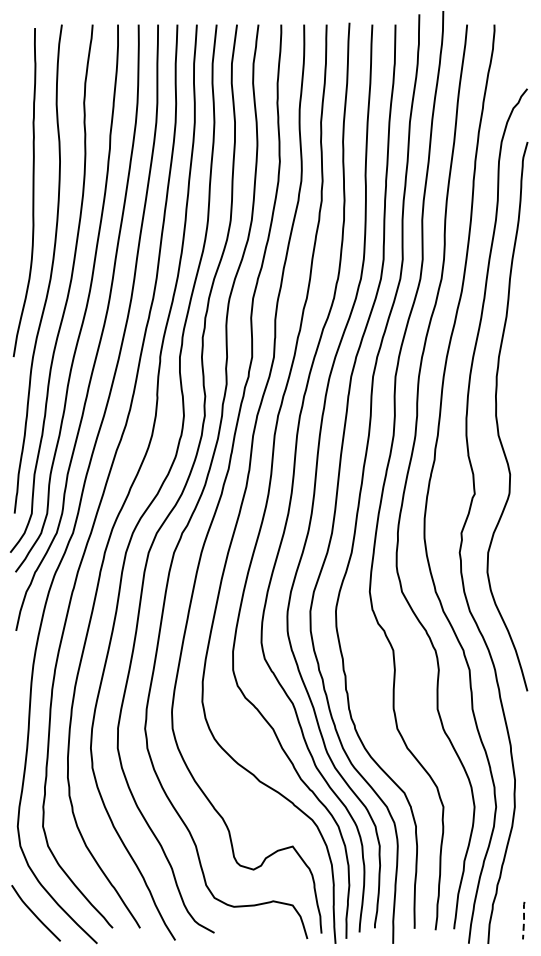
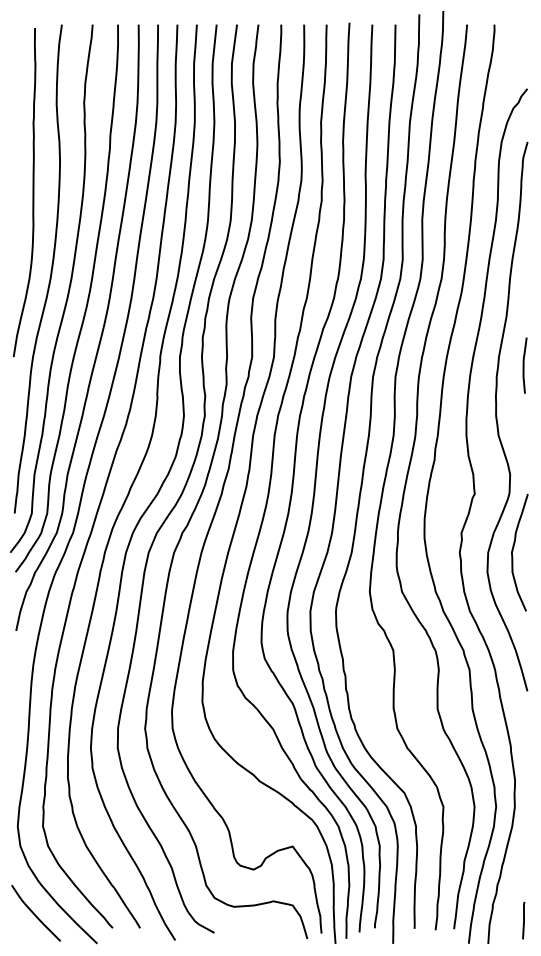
curve: none -> present (524, 365)
curve: none -> present (513, 551)
line: dashed -> solid (524, 920)
